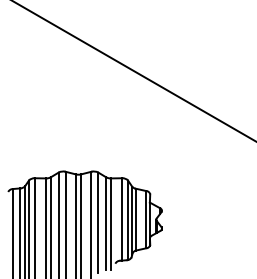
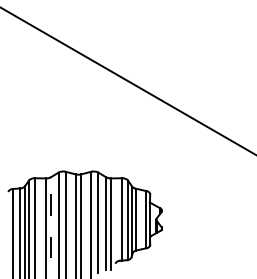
line position: (133, 71) -> (127, 80) (127, 80)
line: solid -> dashed (50, 227)
